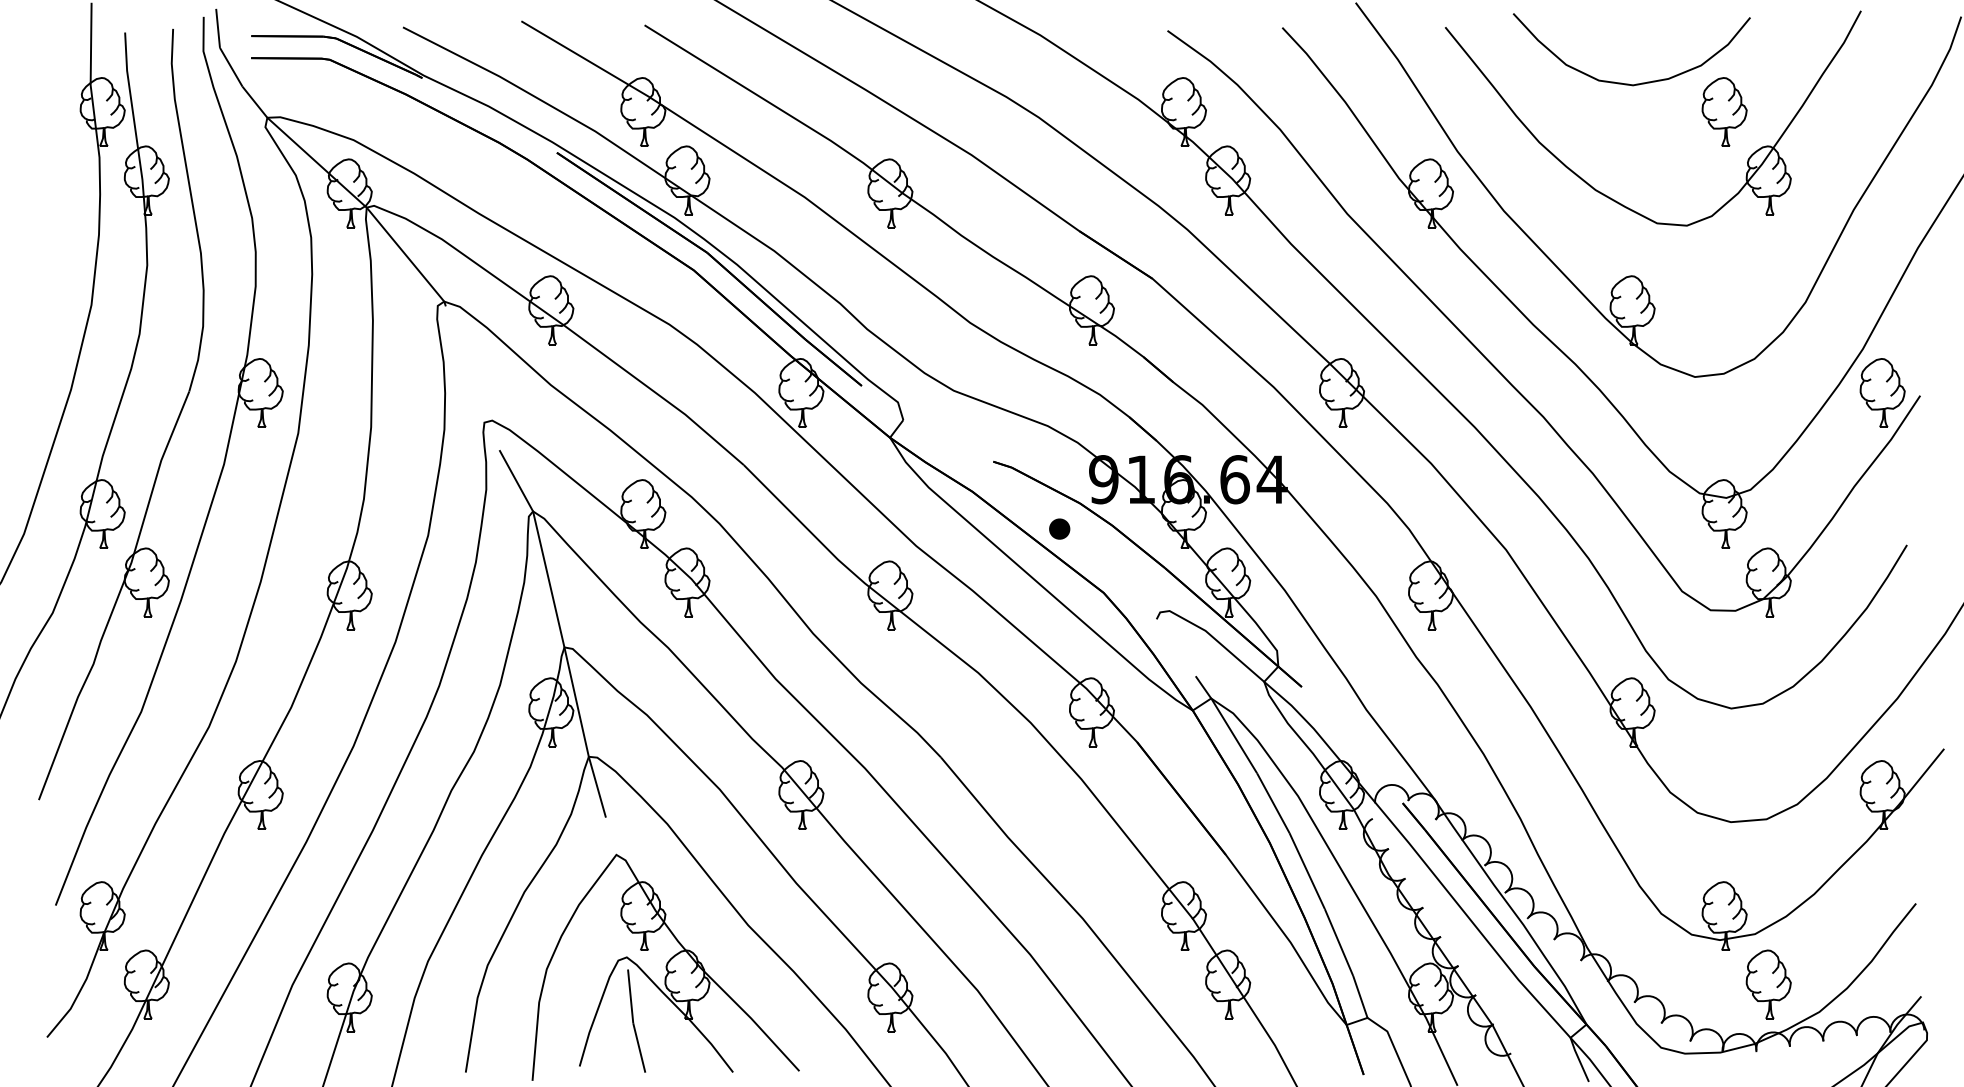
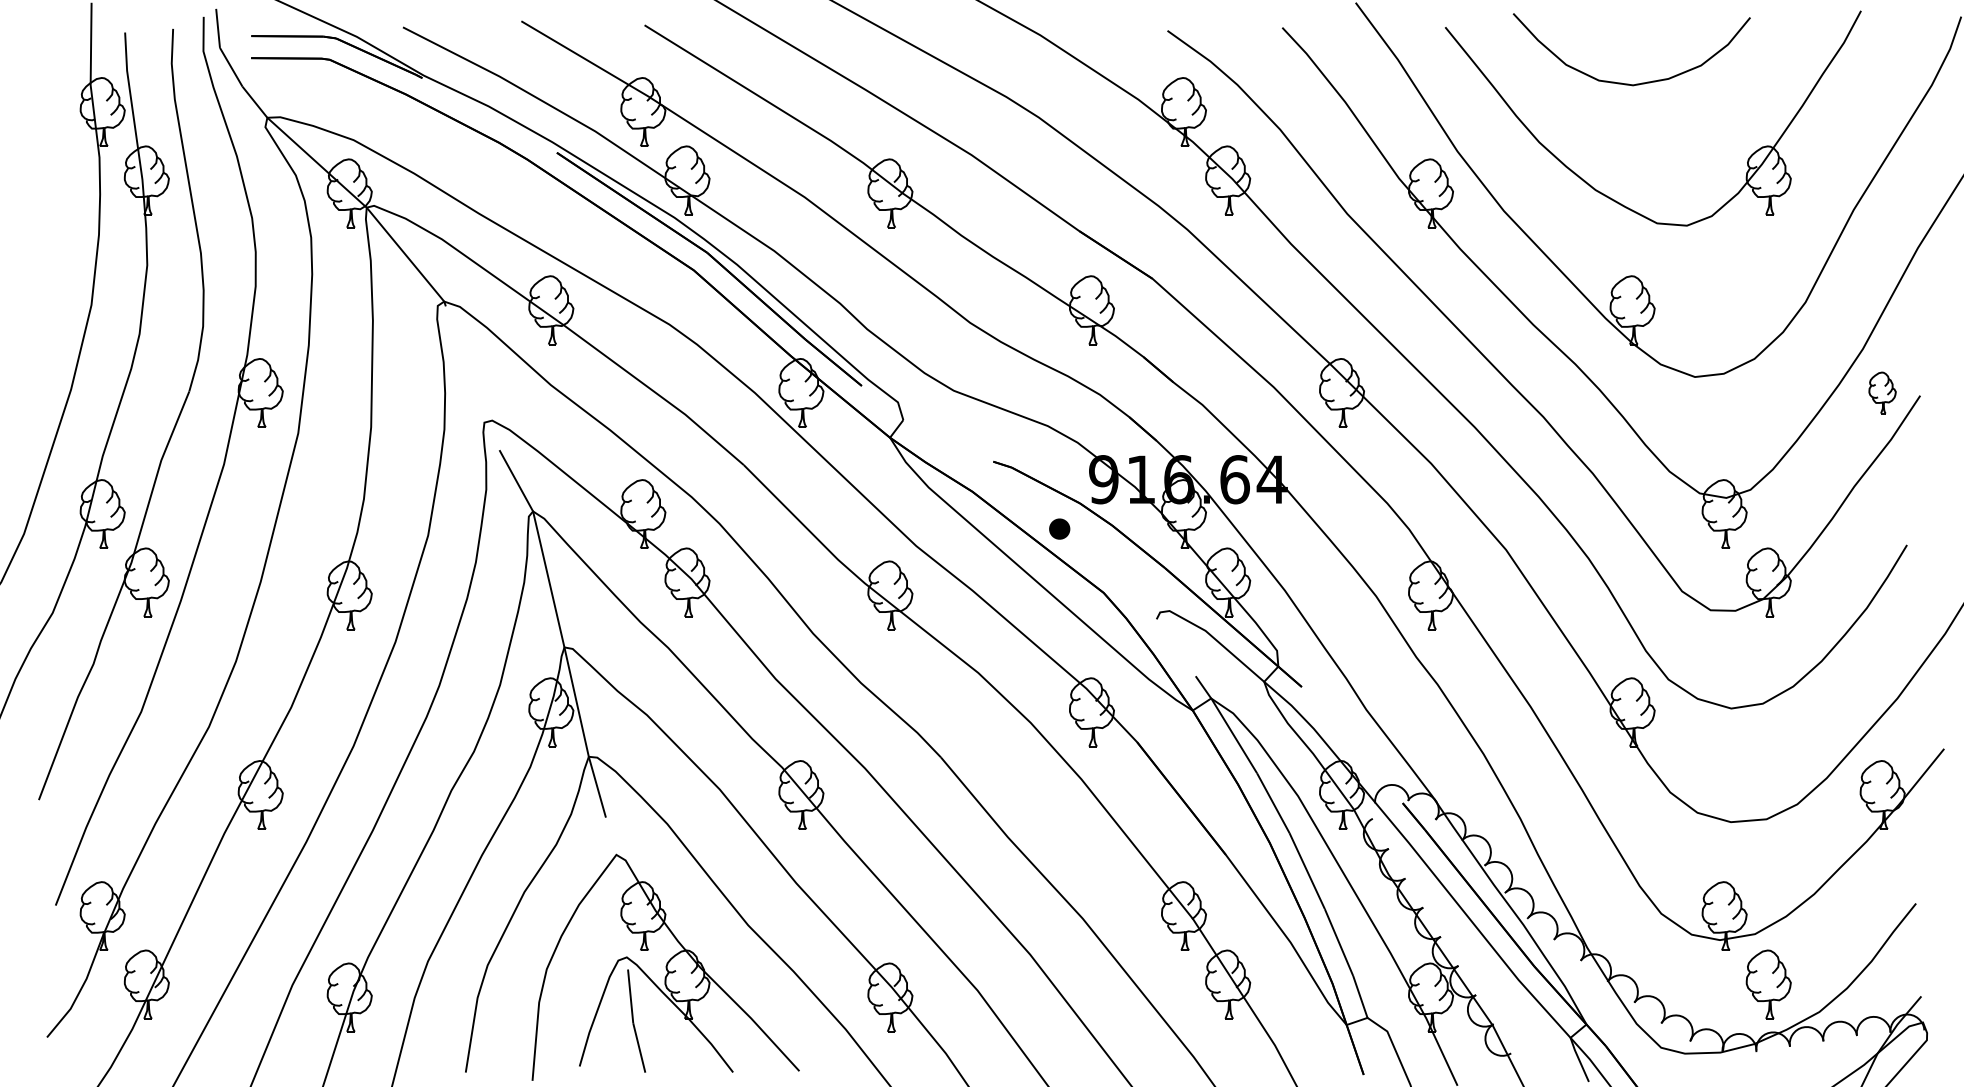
part: present -> none (1724, 111)
part size: 47x70 px -> 29x44 px (1882, 392)
